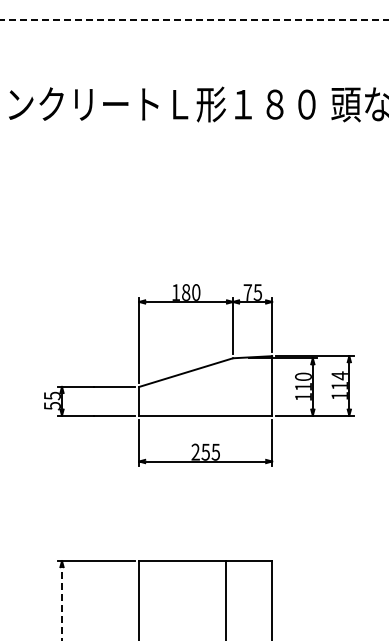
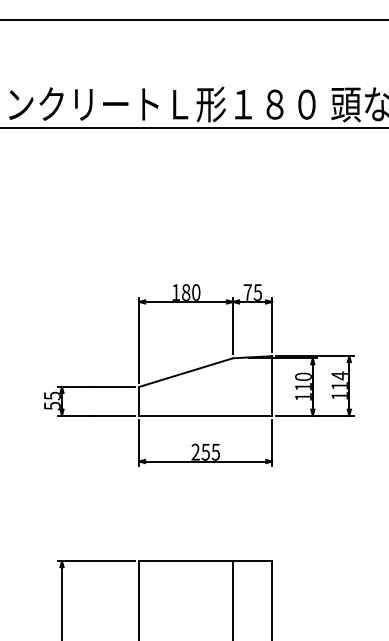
line: dashed -> solid (194, 19)
line: none -> present (193, 127)
line position: (226, 599) -> (233, 599) (233, 599)
line: dashed -> solid (62, 601)
